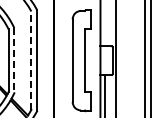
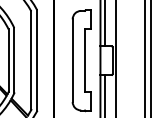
line: none -> present (104, 24)
line: dashed -> solid (14, 60)
line: dashed -> solid (31, 60)
